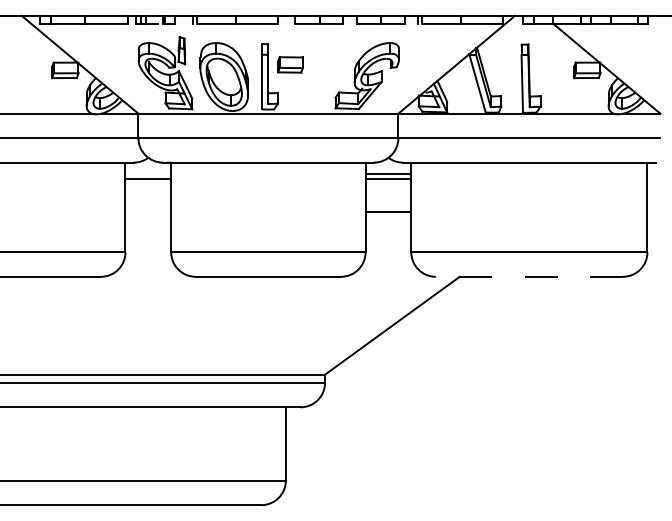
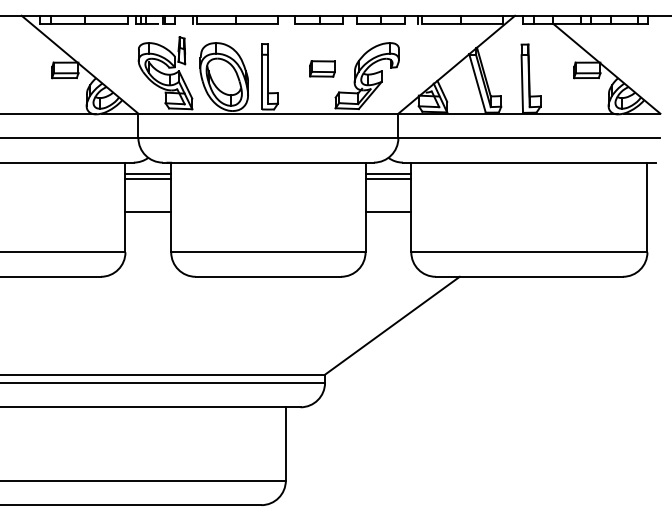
part position: (290, 64) -> (322, 68) (322, 68)
line: none -> present (148, 174)
line: none -> present (148, 211)
line: dashed -> solid (529, 276)
